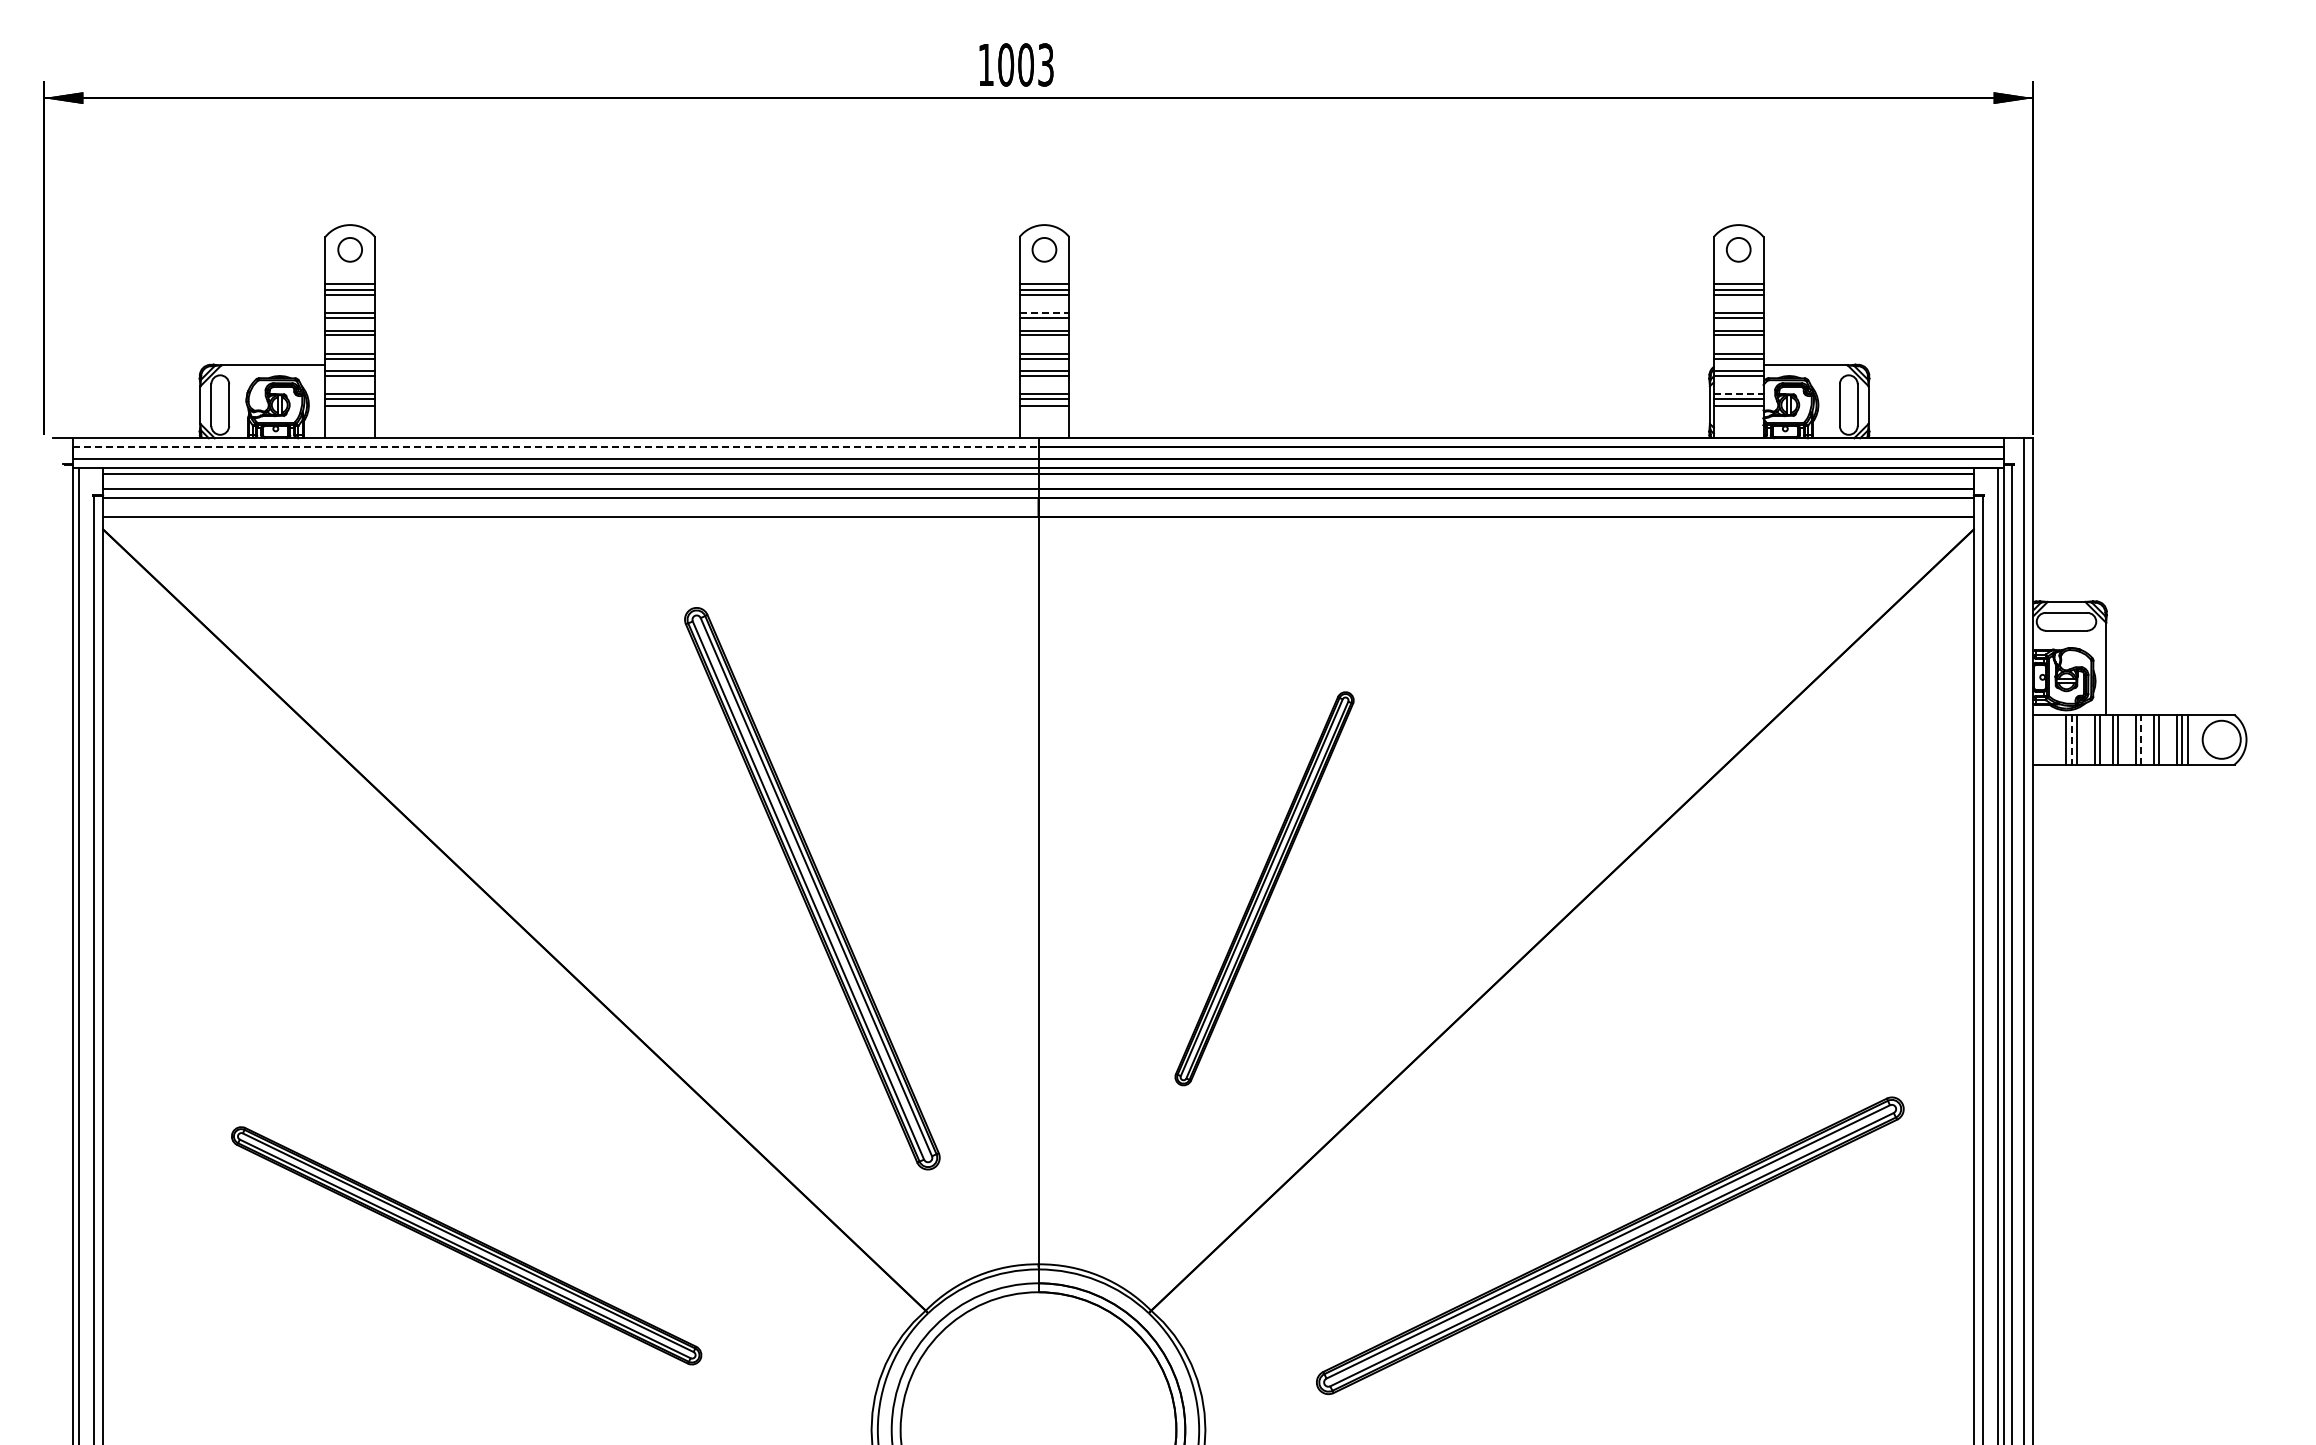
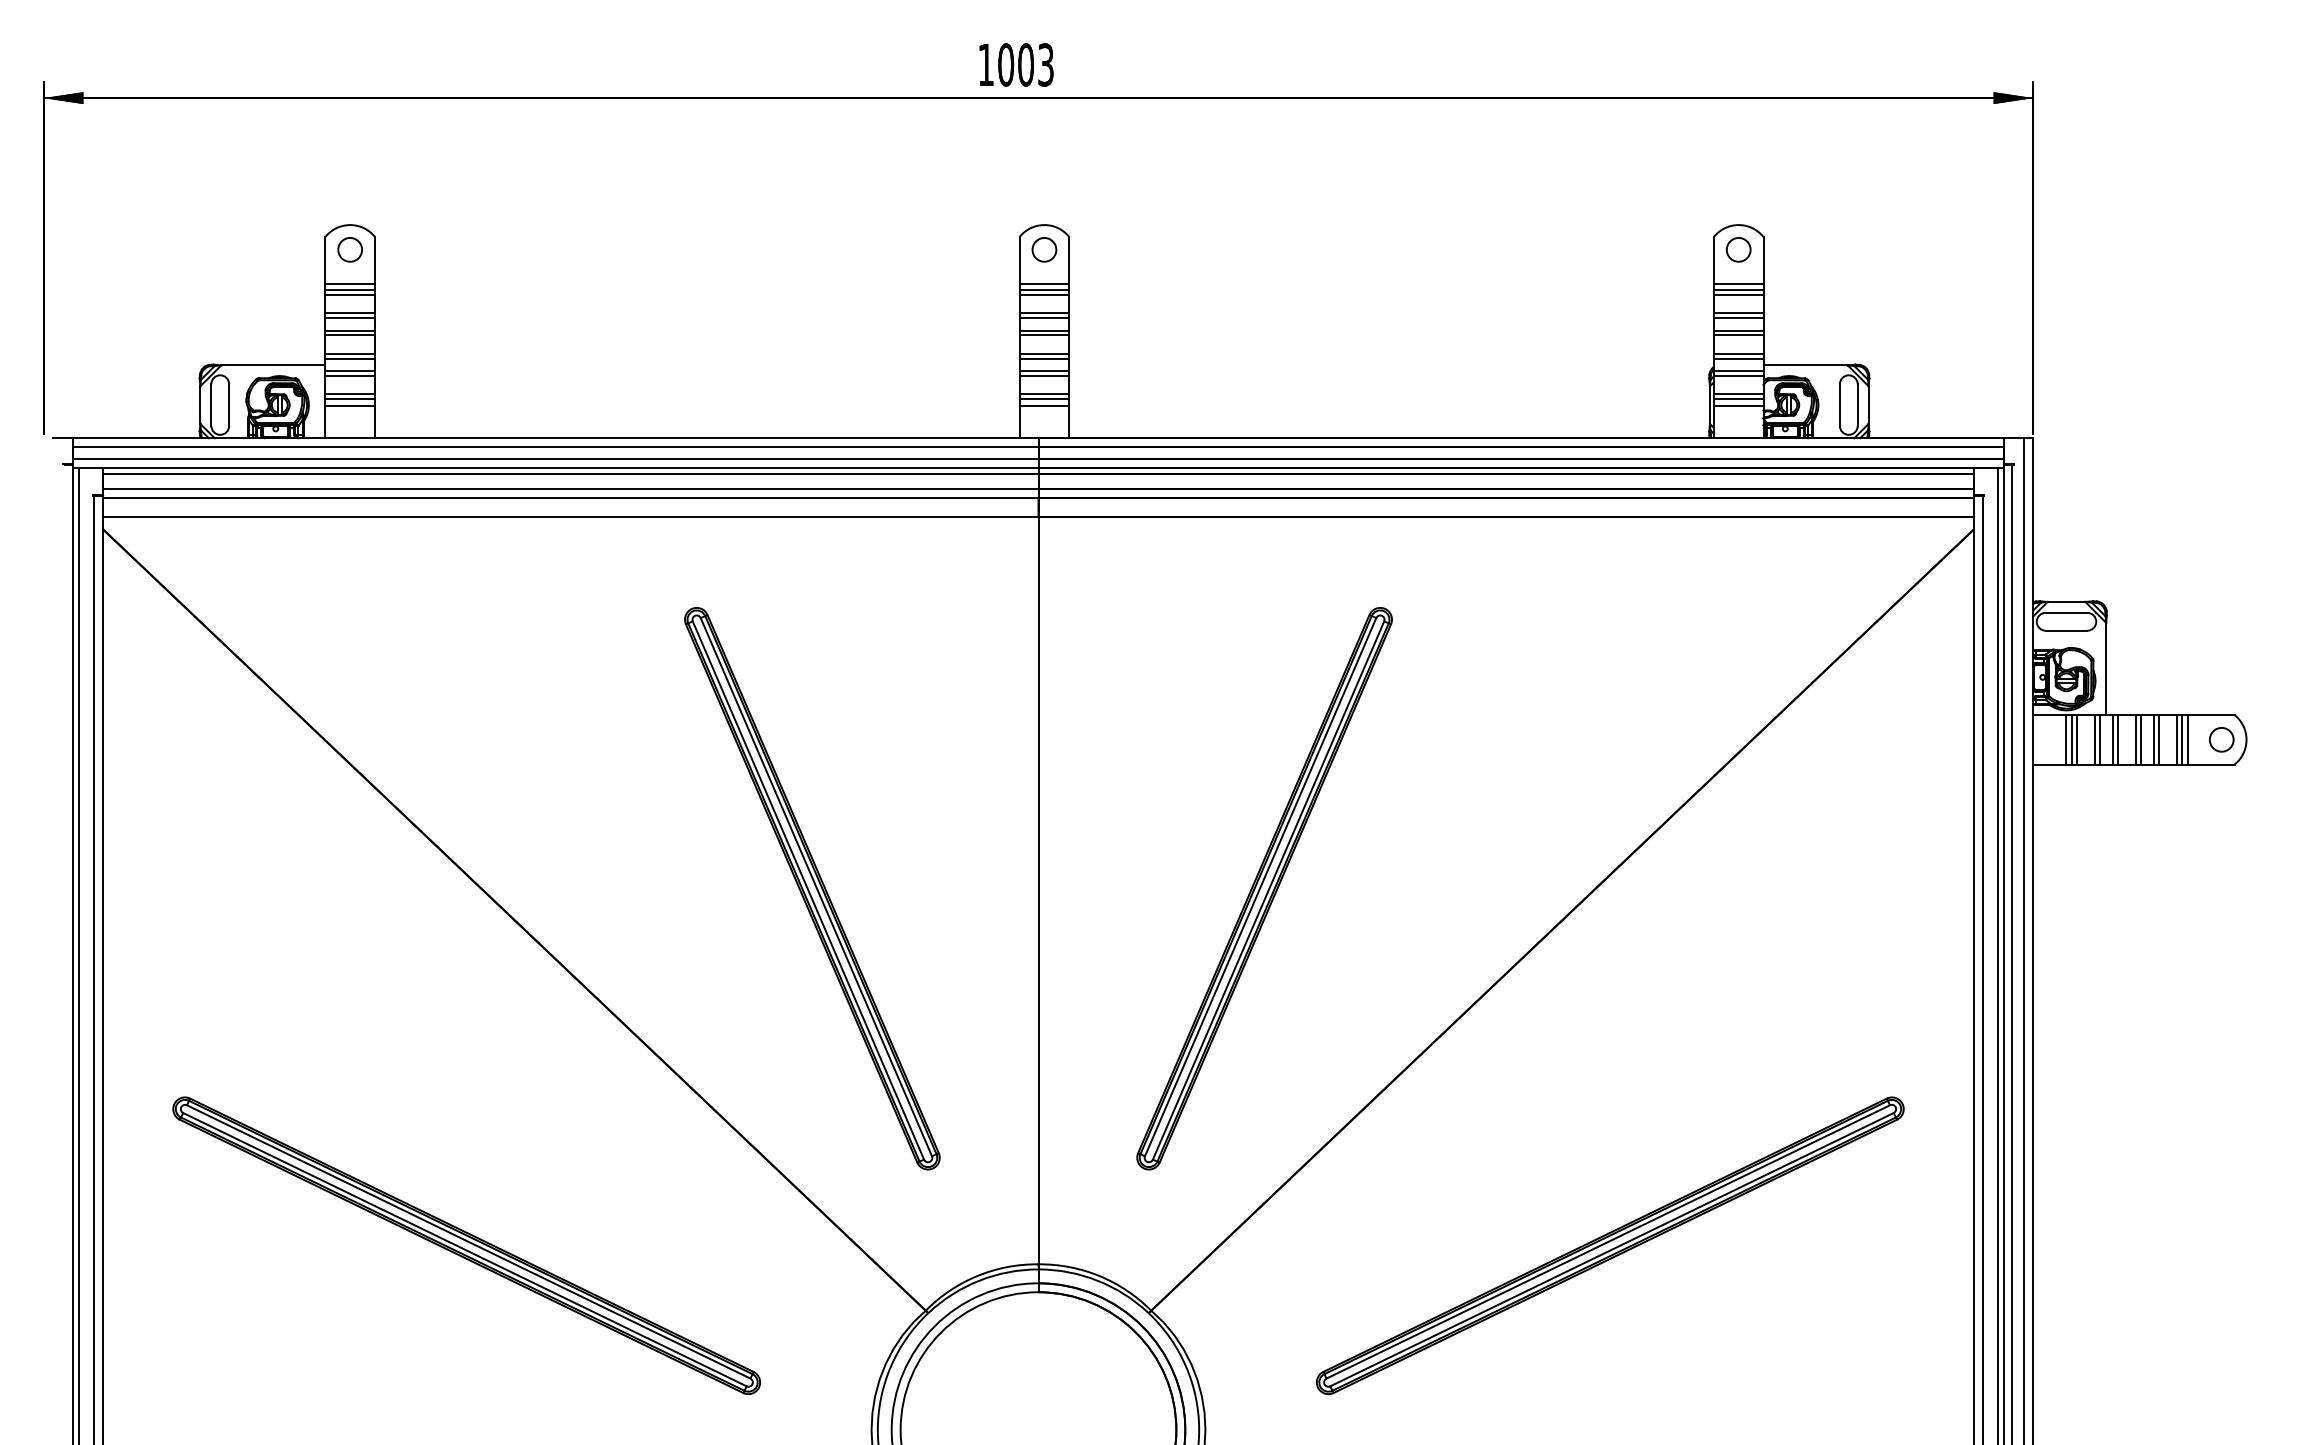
line: dashed -> solid (1044, 313)
line: dashed -> solid (1738, 394)
line: dashed -> solid (555, 447)
line: dashed -> solid (2072, 739)
line: dashed -> solid (2141, 739)
circle diameter: 38 px -> 24 px (2221, 739)
part size: 181x396 px -> 257x564 px (1264, 888)
part size: 472x240 px -> 589x300 px (466, 1245)
